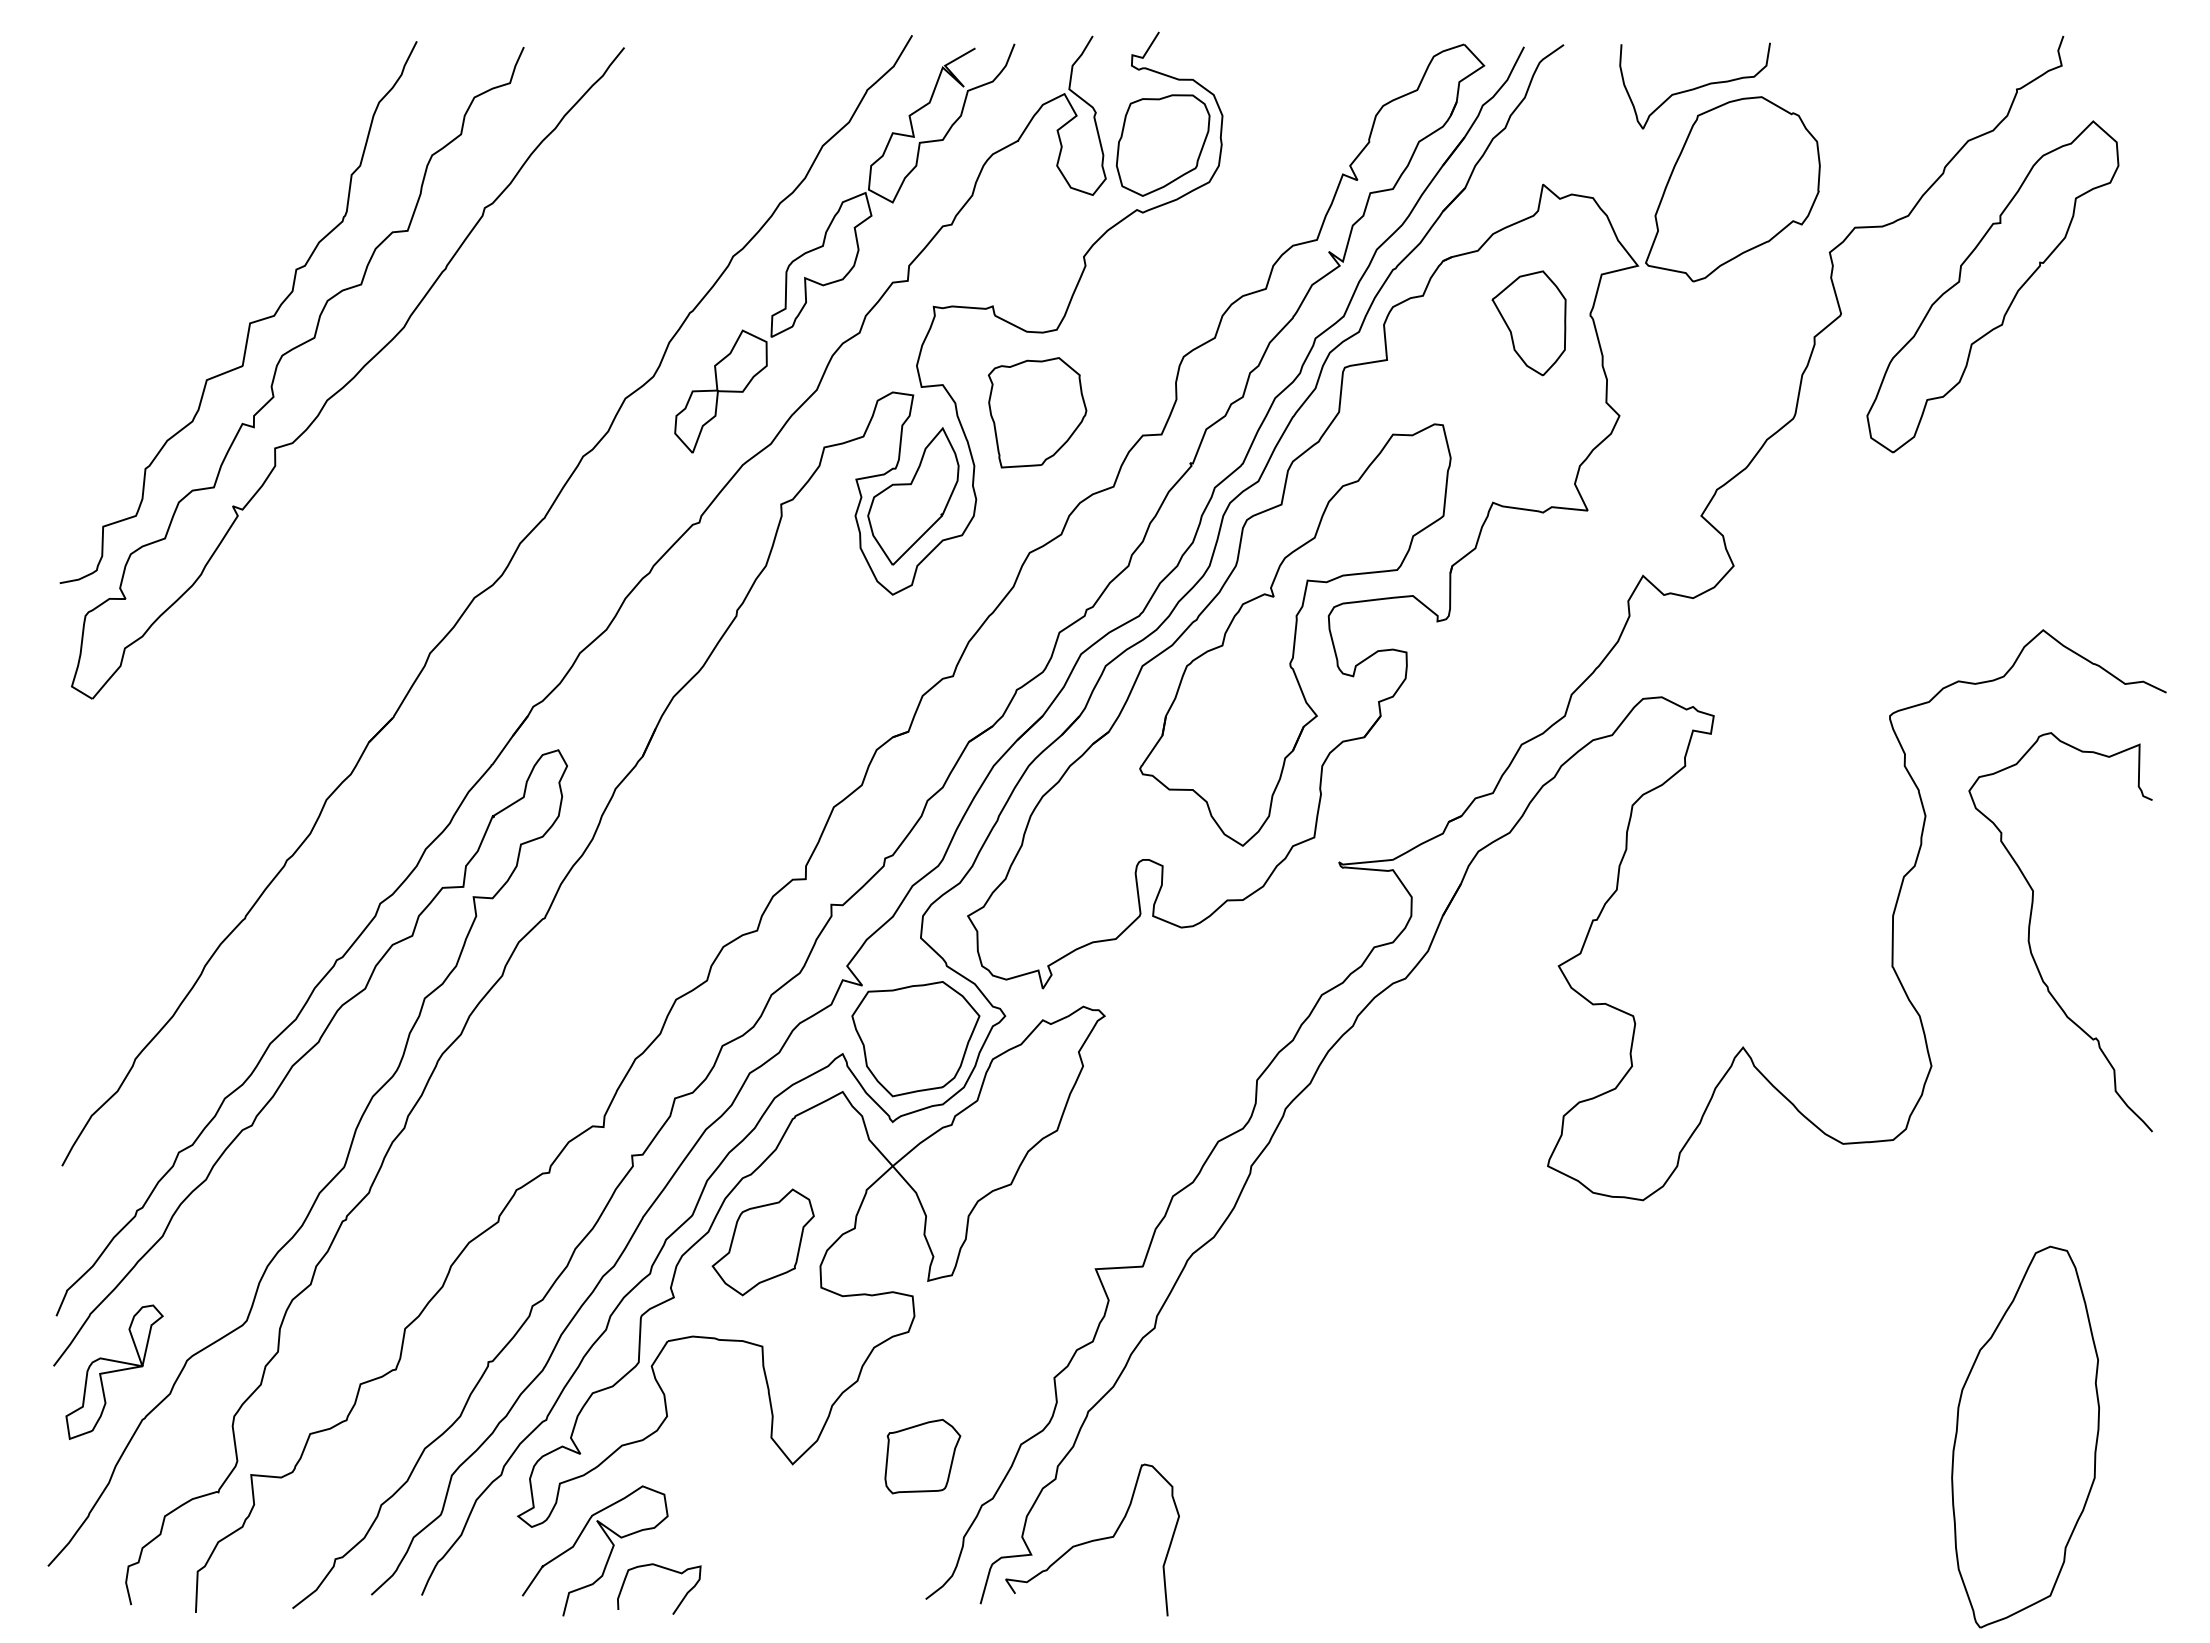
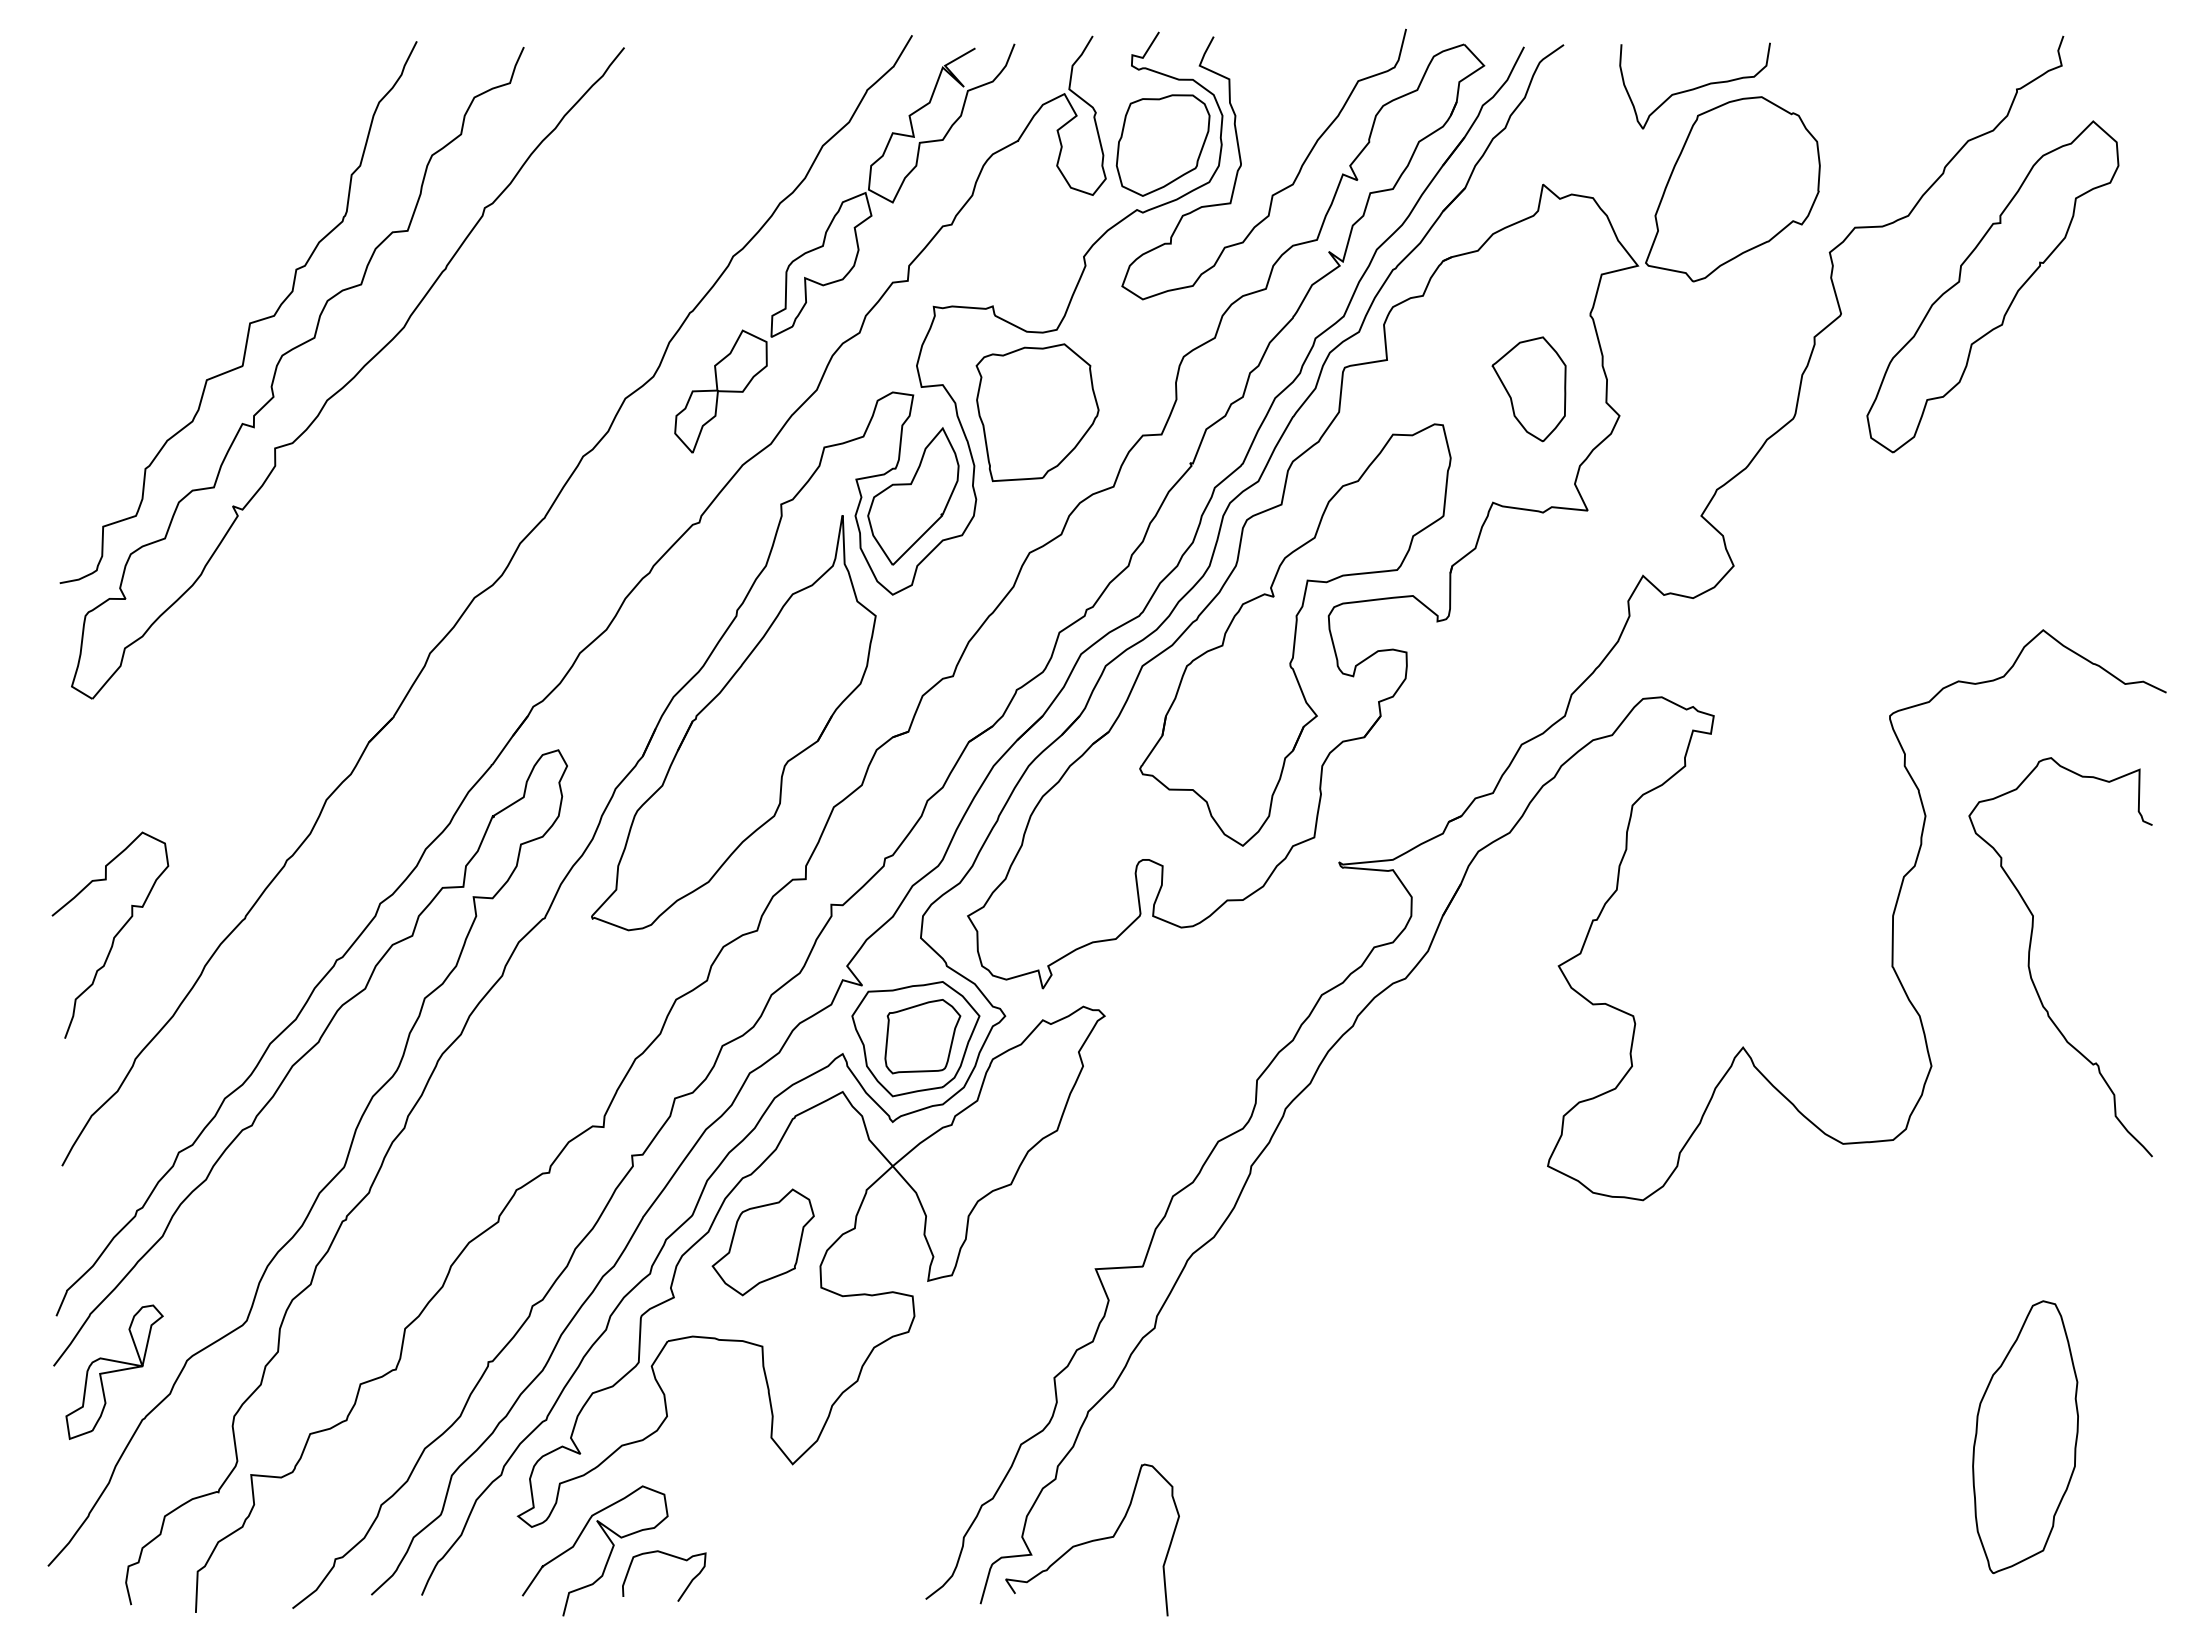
curve: none -> present (1241, 164)
part position: (1528, 323) -> (1528, 389) (1528, 389)
part size: 101x112 px -> 125x140 px (1037, 412)
part: none -> present (733, 723)
curve position: (2030, 927) -> (2030, 952) (2030, 952)
curve: none -> present (114, 935)
part size: 149x384 px -> 107x275 px (2025, 1437)
part position: (922, 1456) -> (922, 1036) (922, 1036)
curve position: (665, 1569) -> (670, 1556) (670, 1556)
